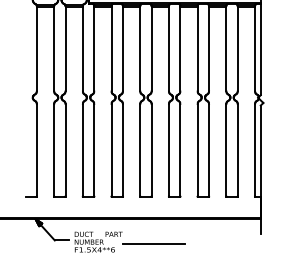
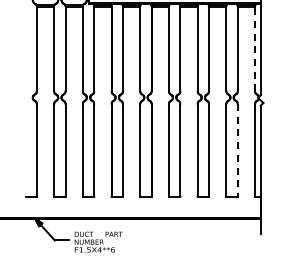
line: solid -> dashed (255, 48)
line: solid -> dashed (237, 150)
line: present -> none (153, 243)
